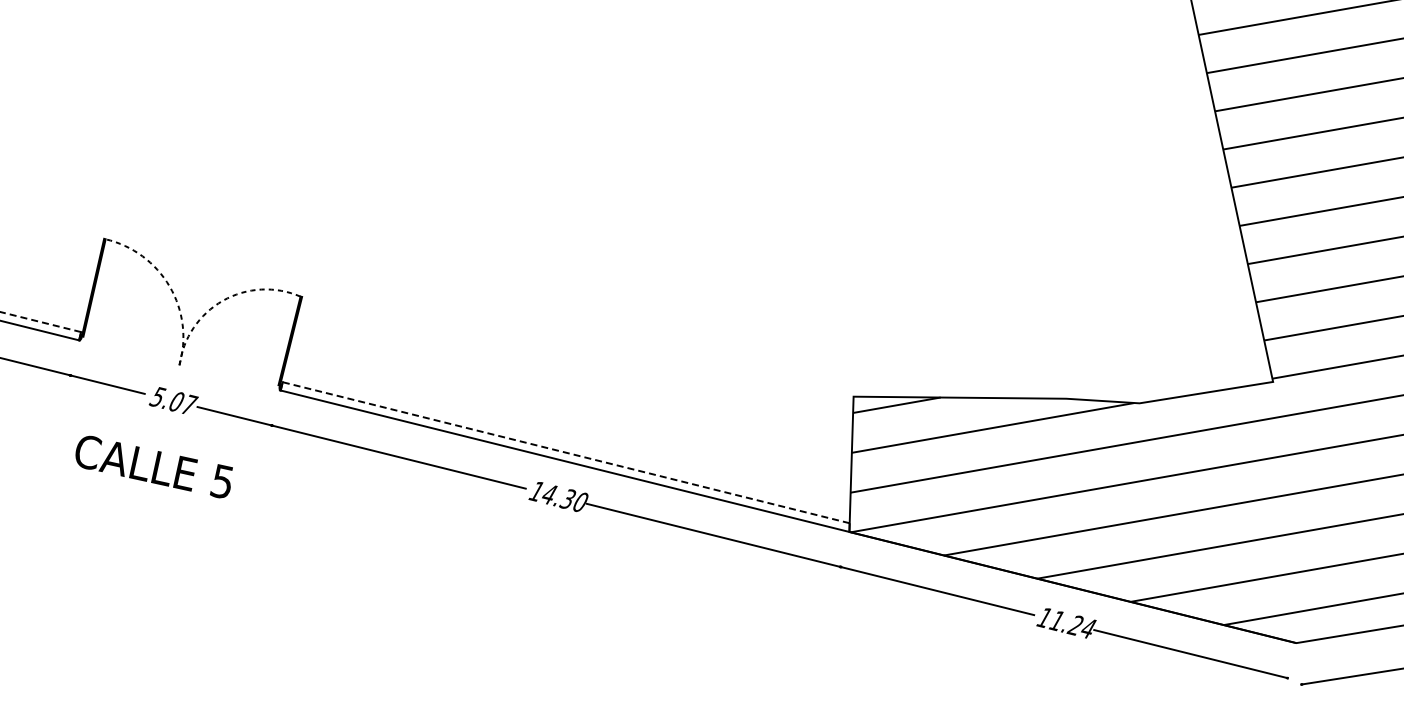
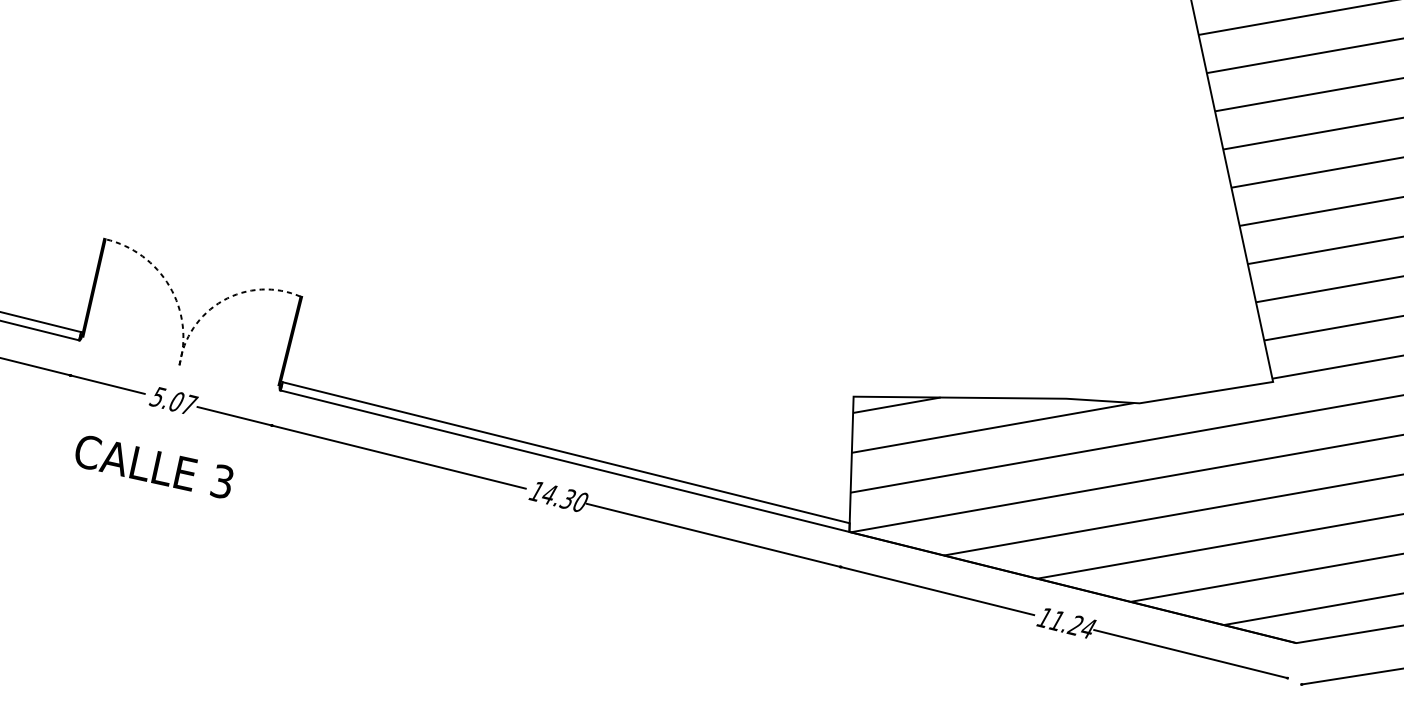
line: dashed -> solid (40, 321)
line: dashed -> solid (565, 452)
text: 5 -> 3 (221, 481)
